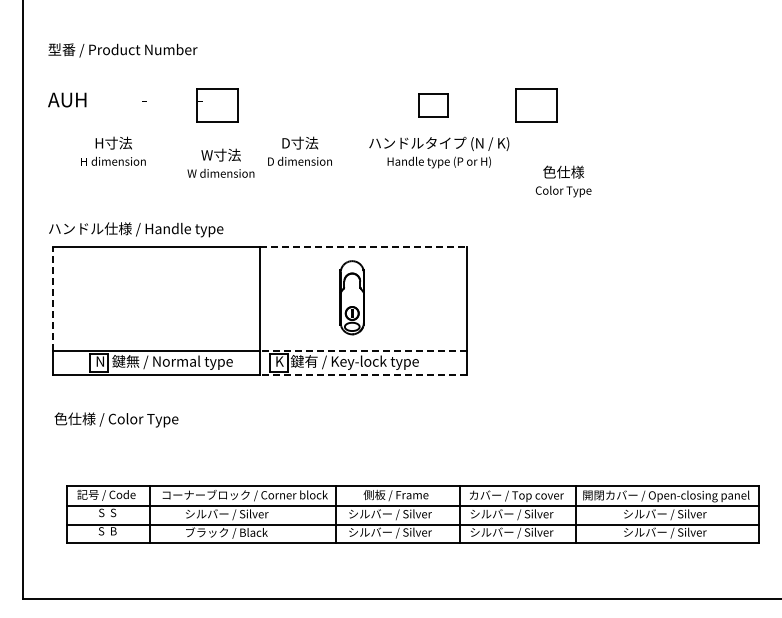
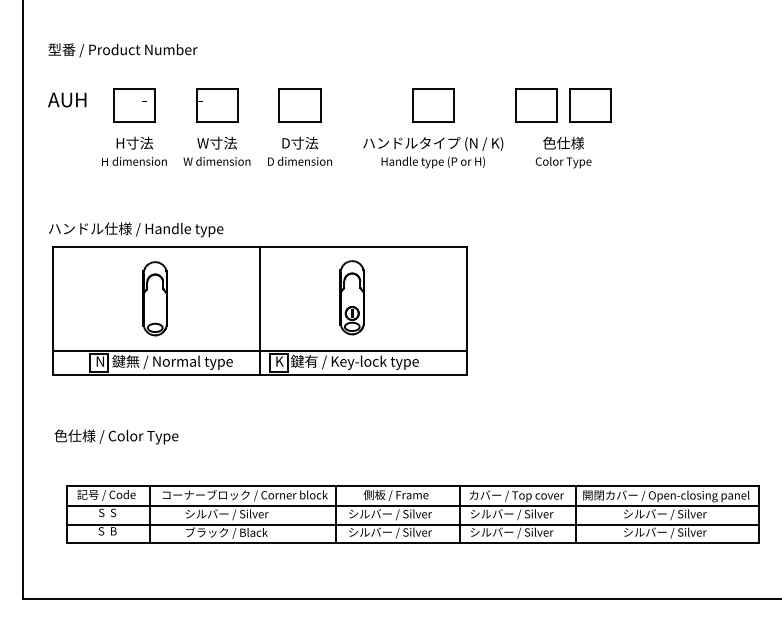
part: none -> present (134, 105)
part: none -> present (299, 105)
part size: 31x25 px -> 43x35 px (433, 105)
part: none -> present (590, 105)
text position: (113, 150) -> (134, 150) (134, 150)
text position: (439, 152) -> (433, 152) (433, 152)
text position: (220, 162) -> (216, 150) (216, 150)
text position: (563, 181) -> (563, 152) (563, 152)
line: dashed -> solid (363, 246)
line: dashed -> solid (53, 298)
part: none -> present (154, 298)
line: dashed -> solid (362, 351)
line: dashed -> solid (362, 374)
text position: (116, 419) -> (116, 436) (116, 436)
